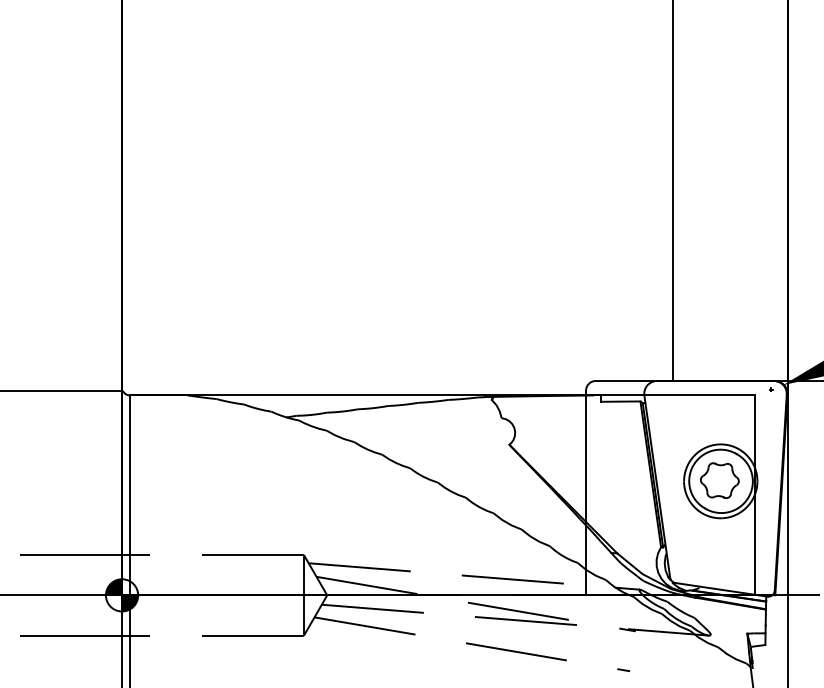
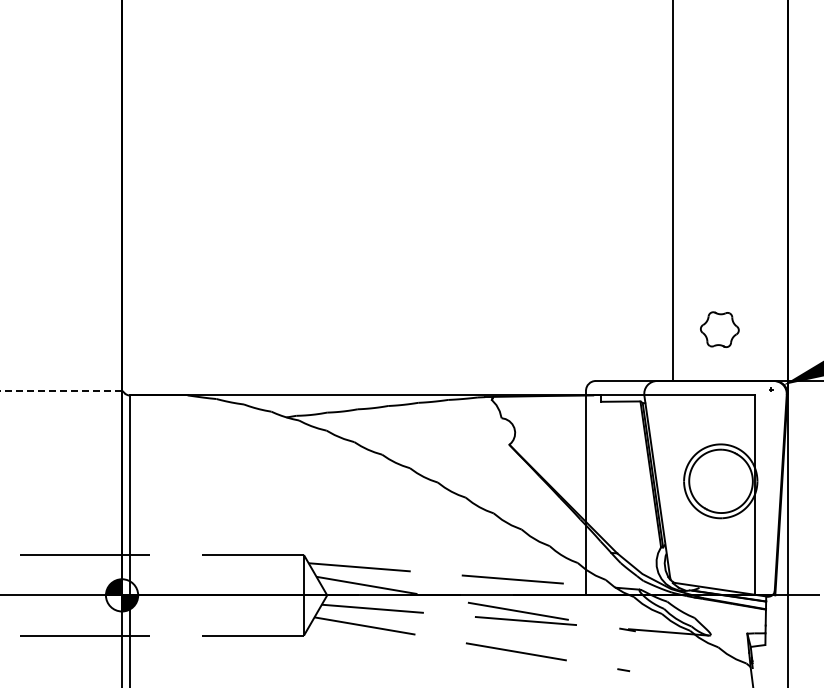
line: solid -> dashed (61, 390)
part position: (719, 480) -> (719, 329) (719, 329)
